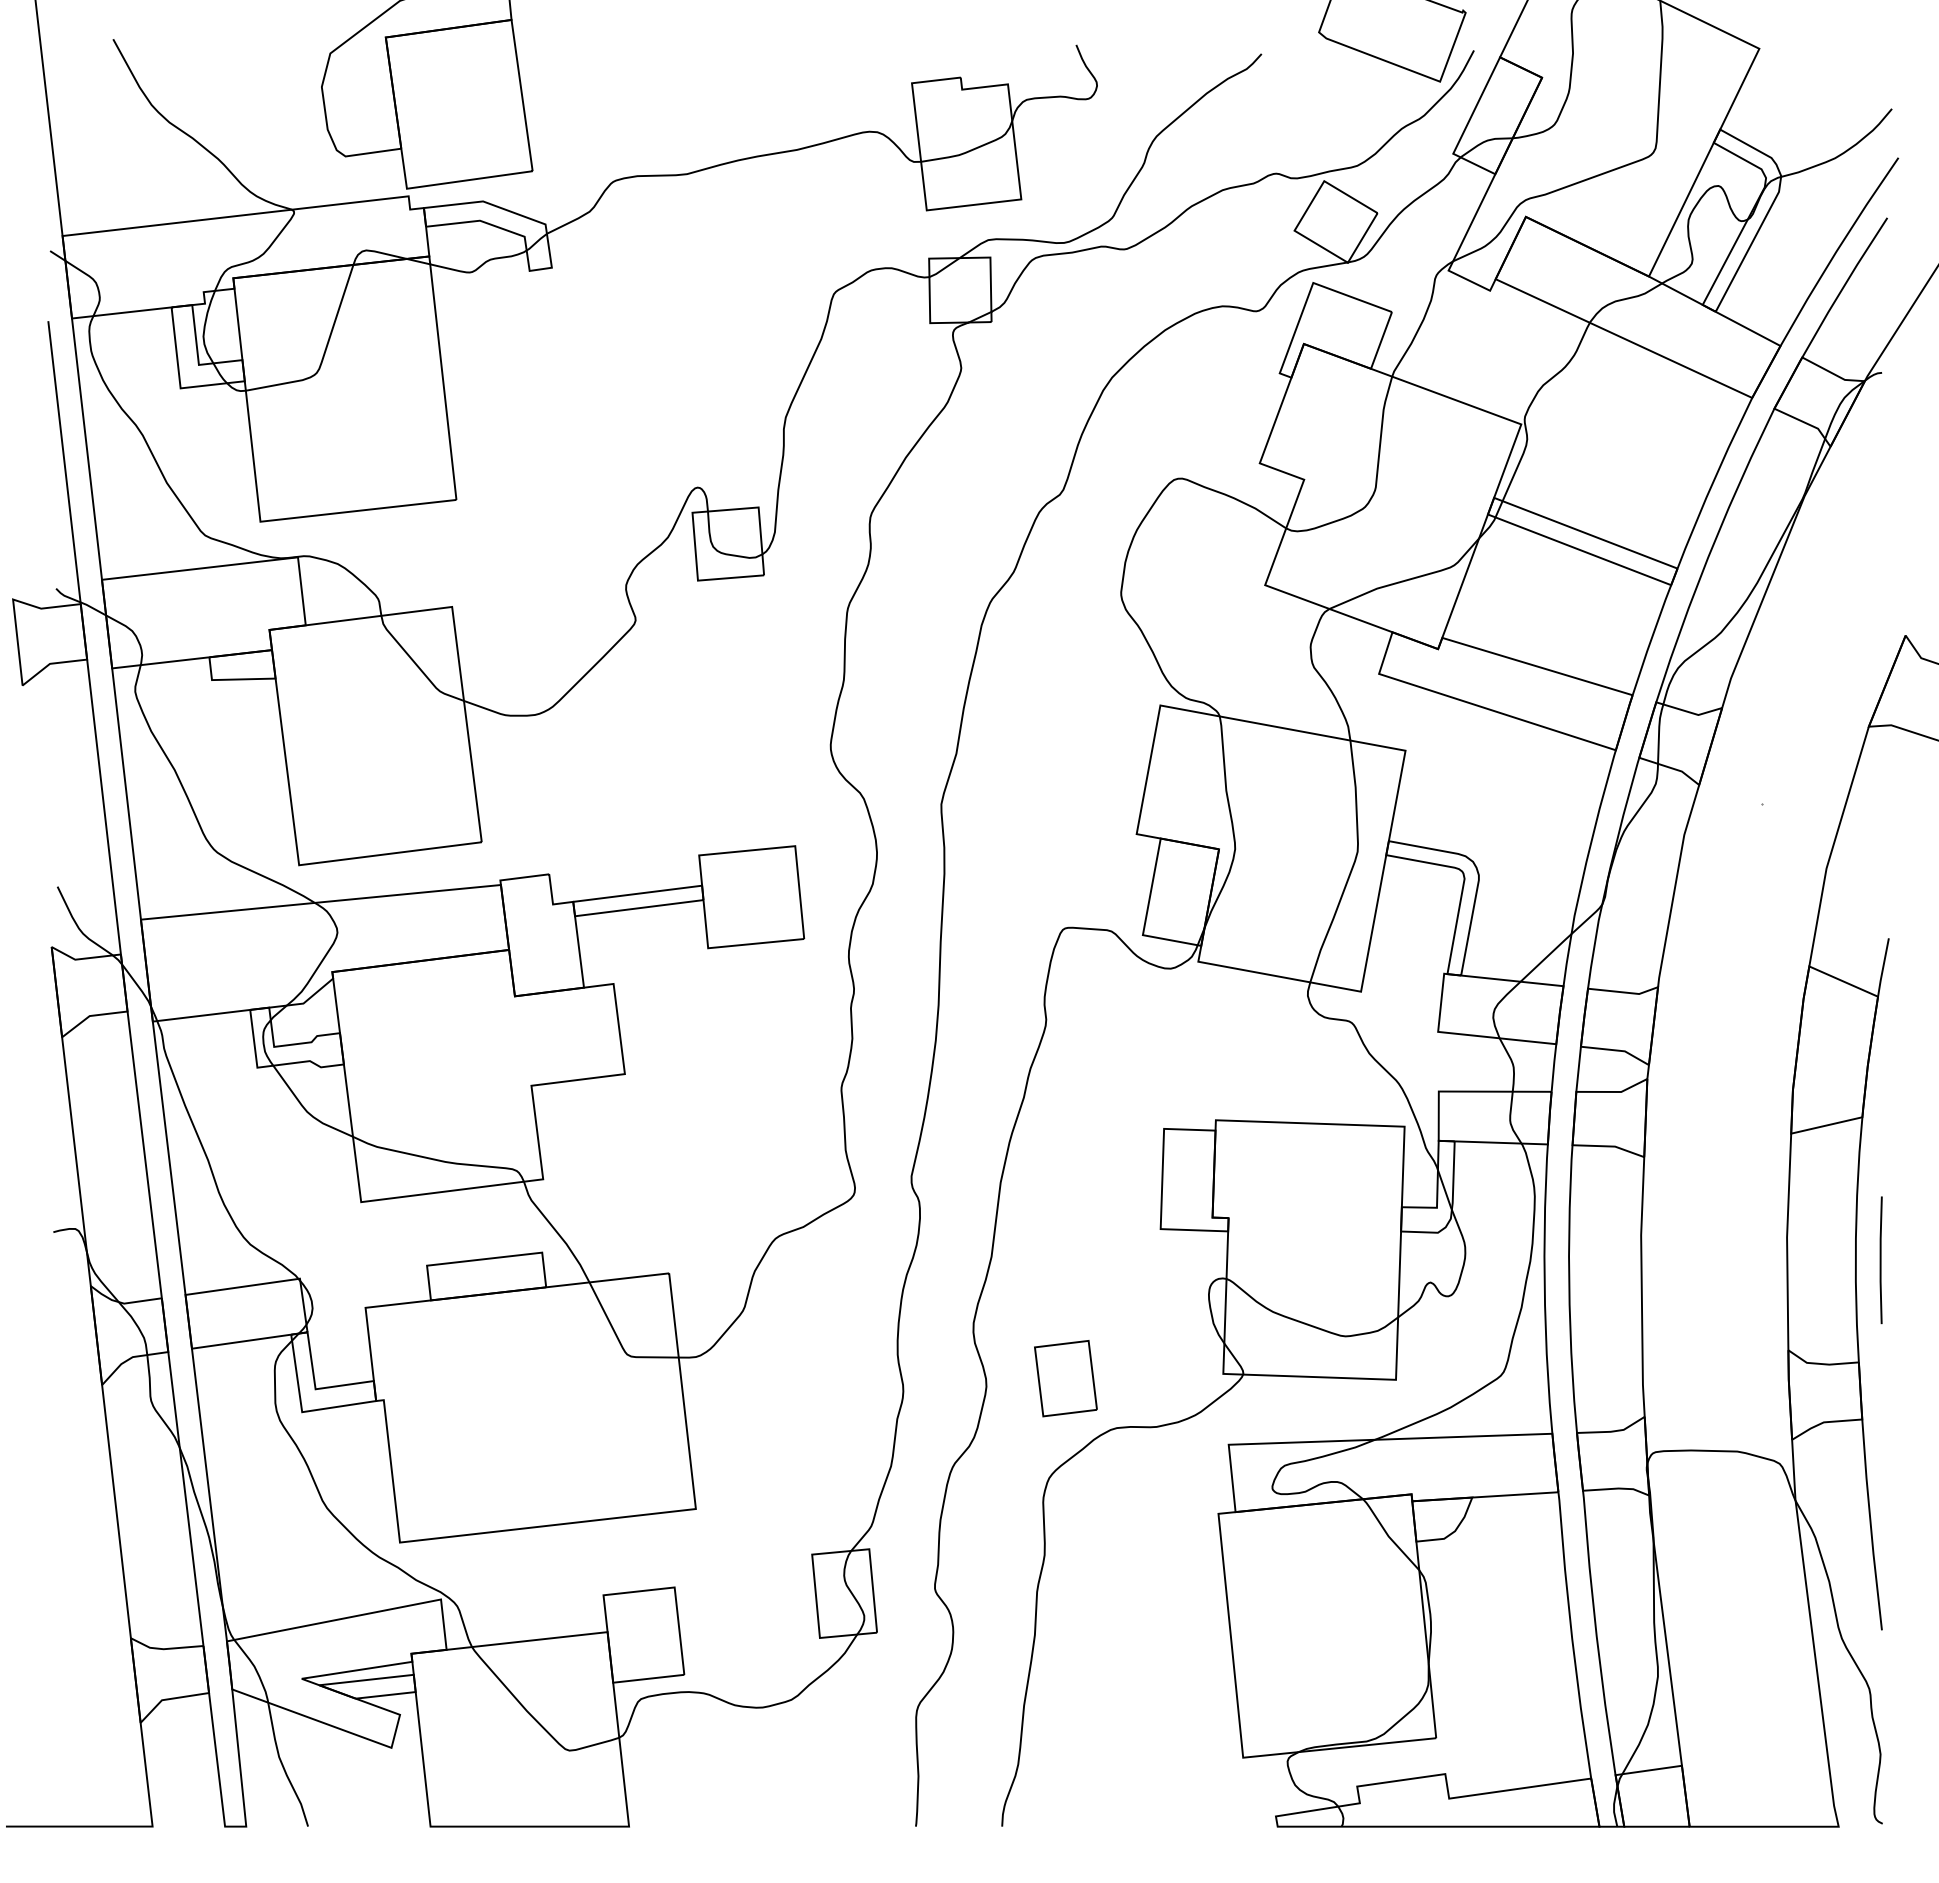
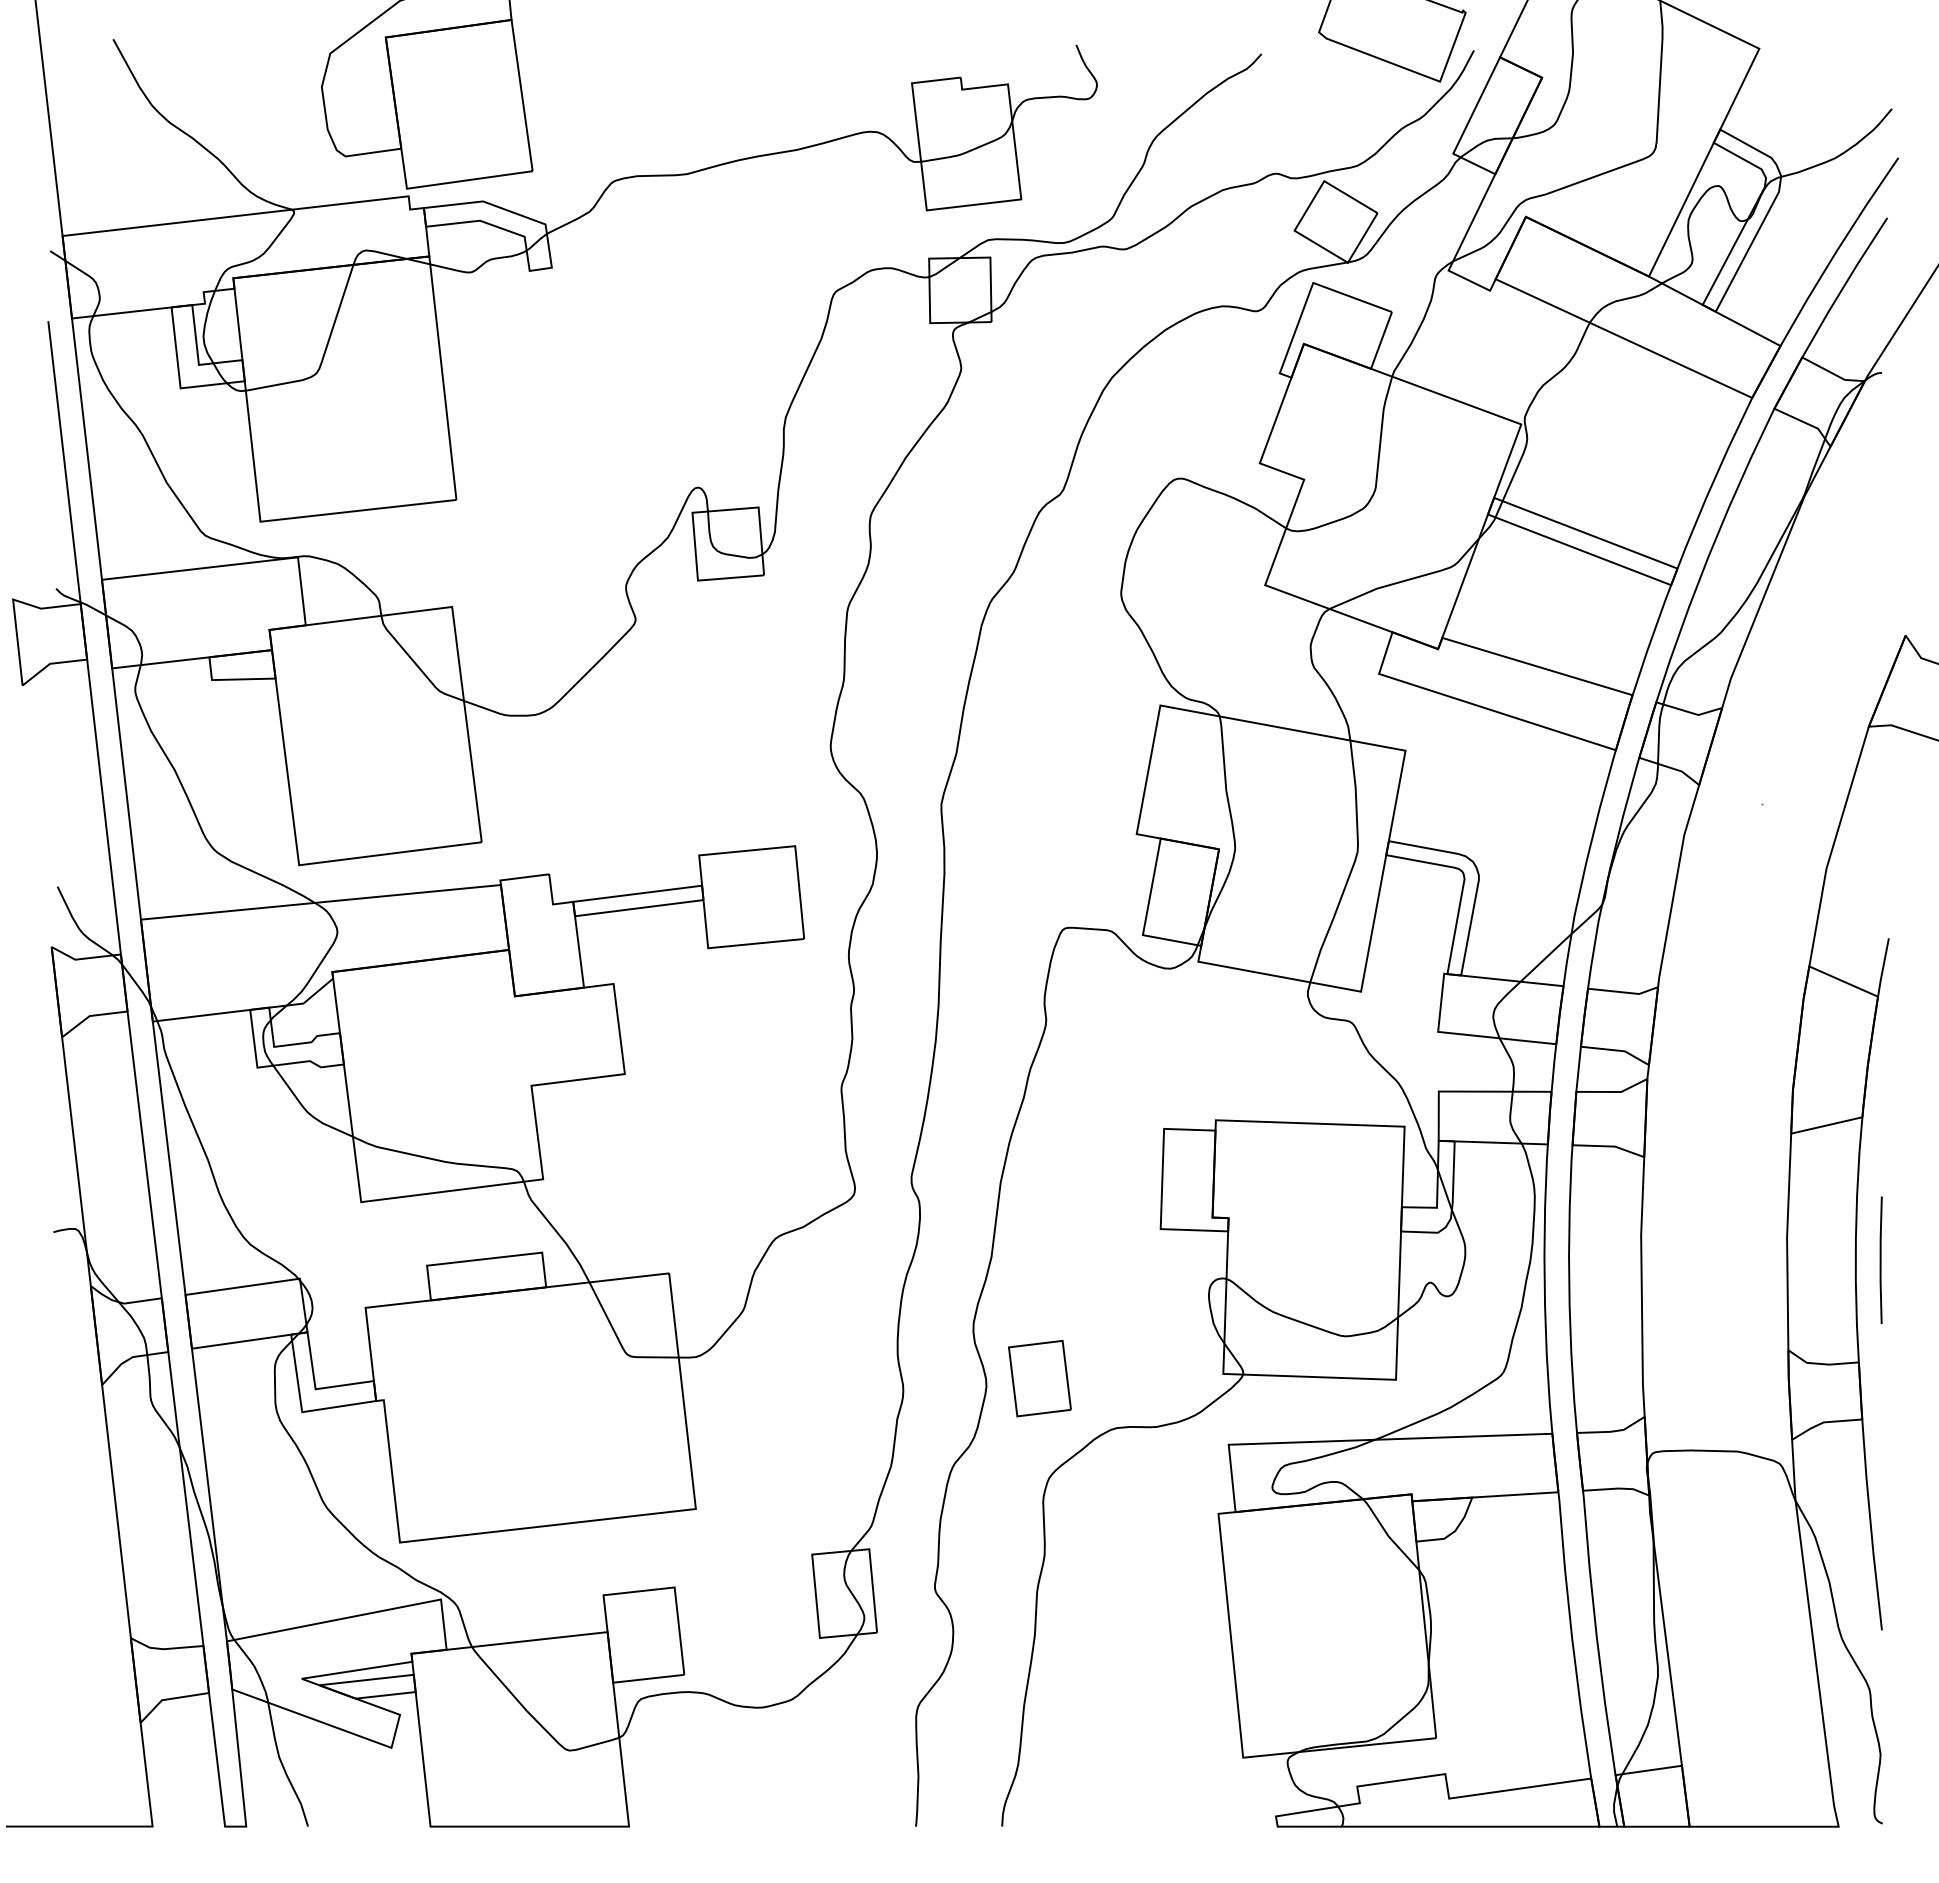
part position: (1065, 1378) -> (1039, 1378) (1039, 1378)
